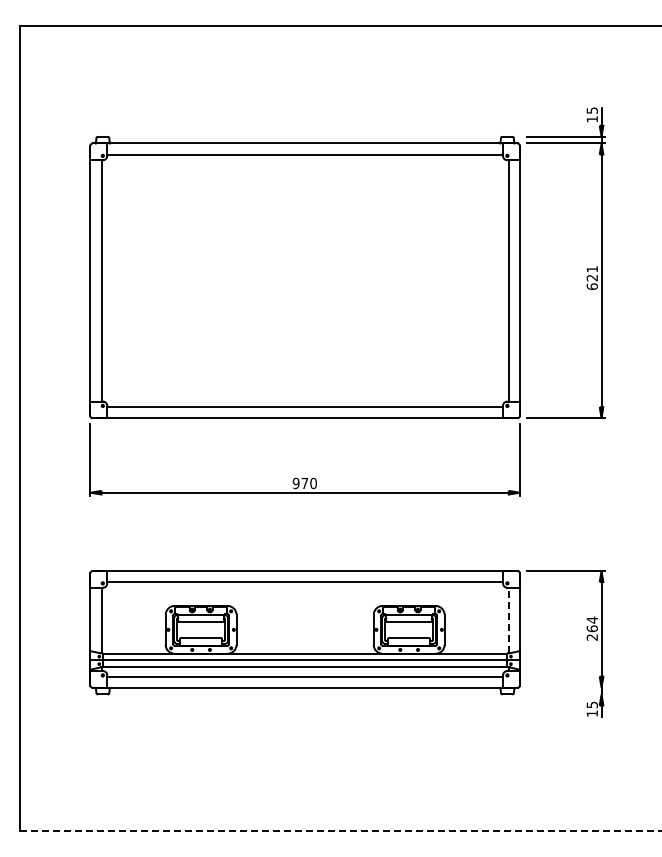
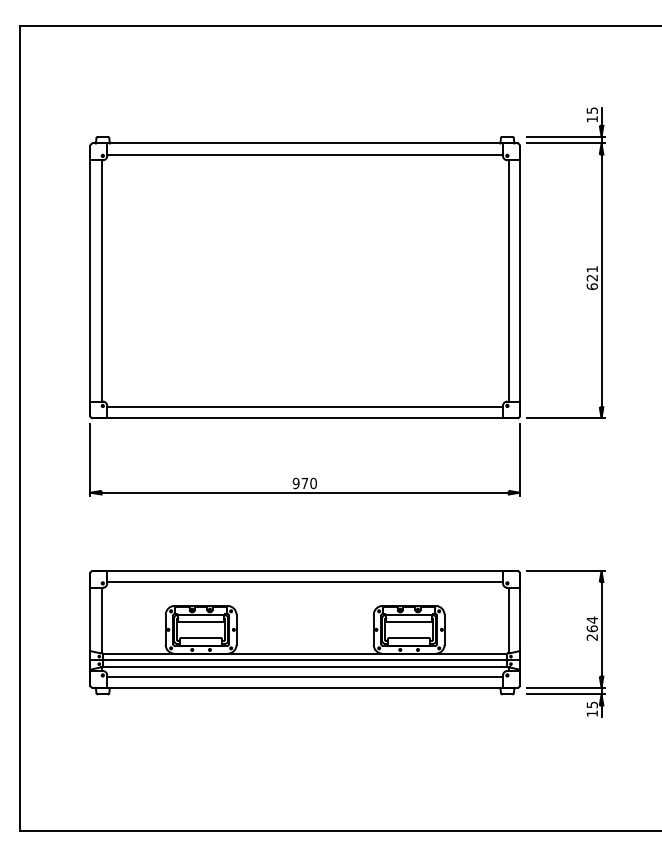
line: dashed -> solid (508, 620)
line: none -> present (566, 687)
line: none -> present (566, 694)
line: dashed -> solid (340, 831)
